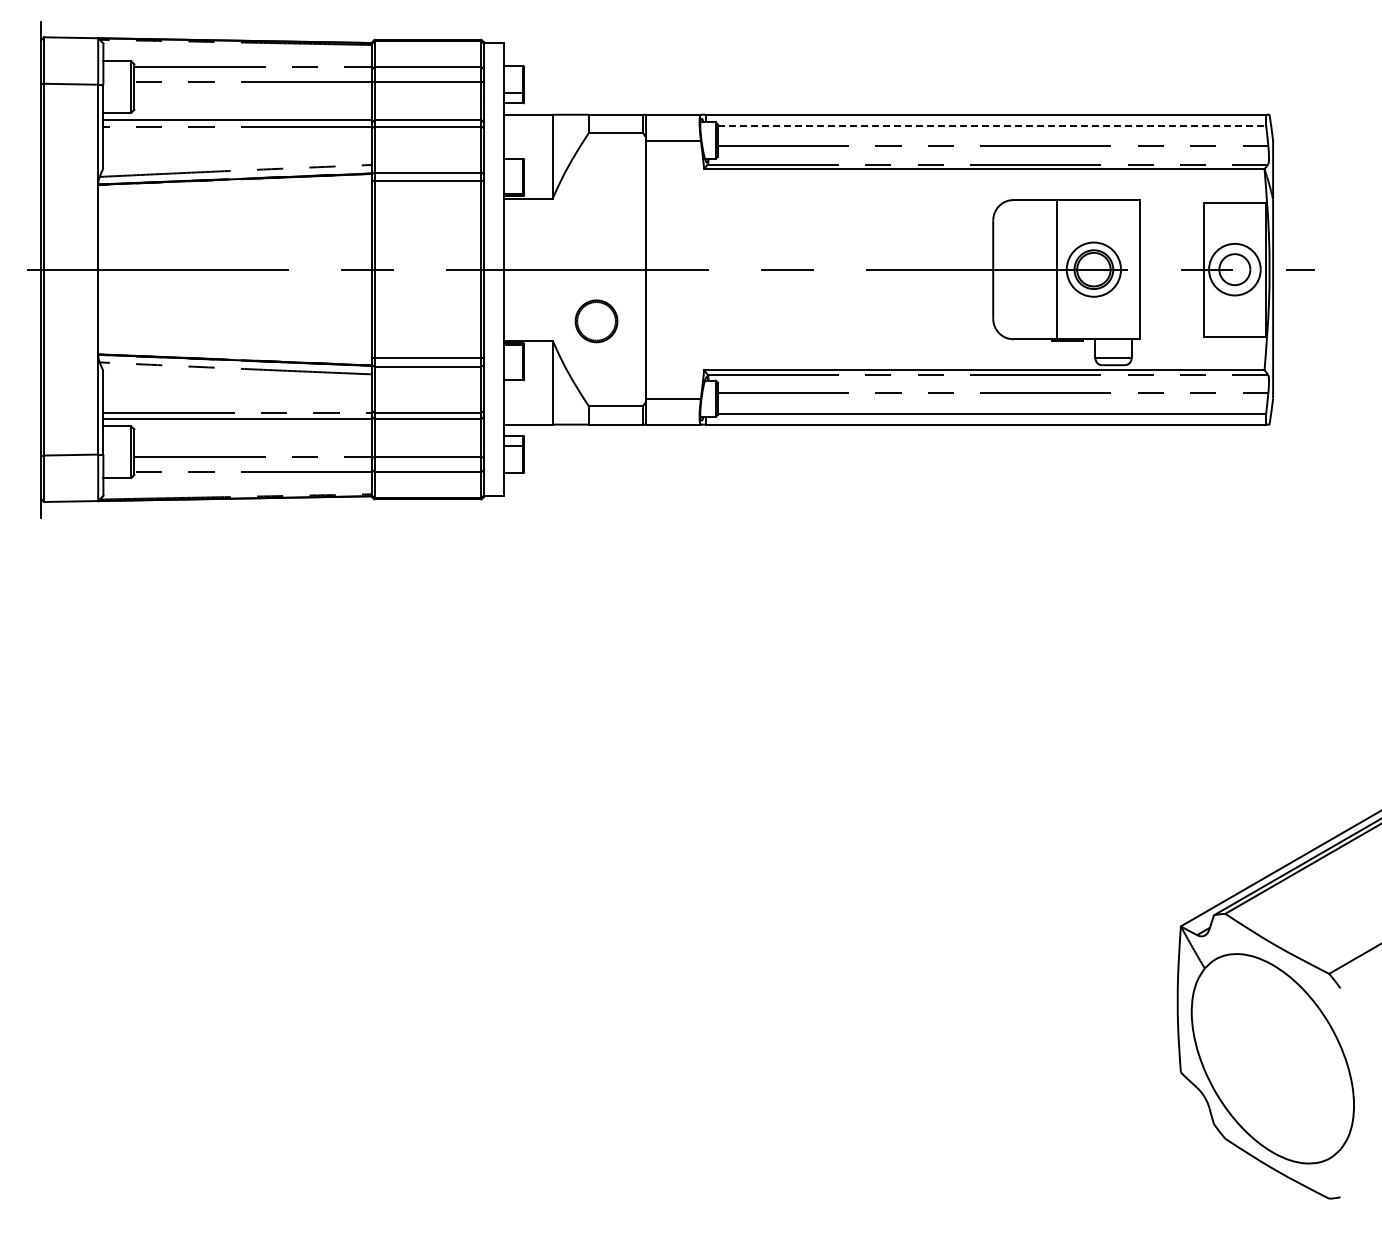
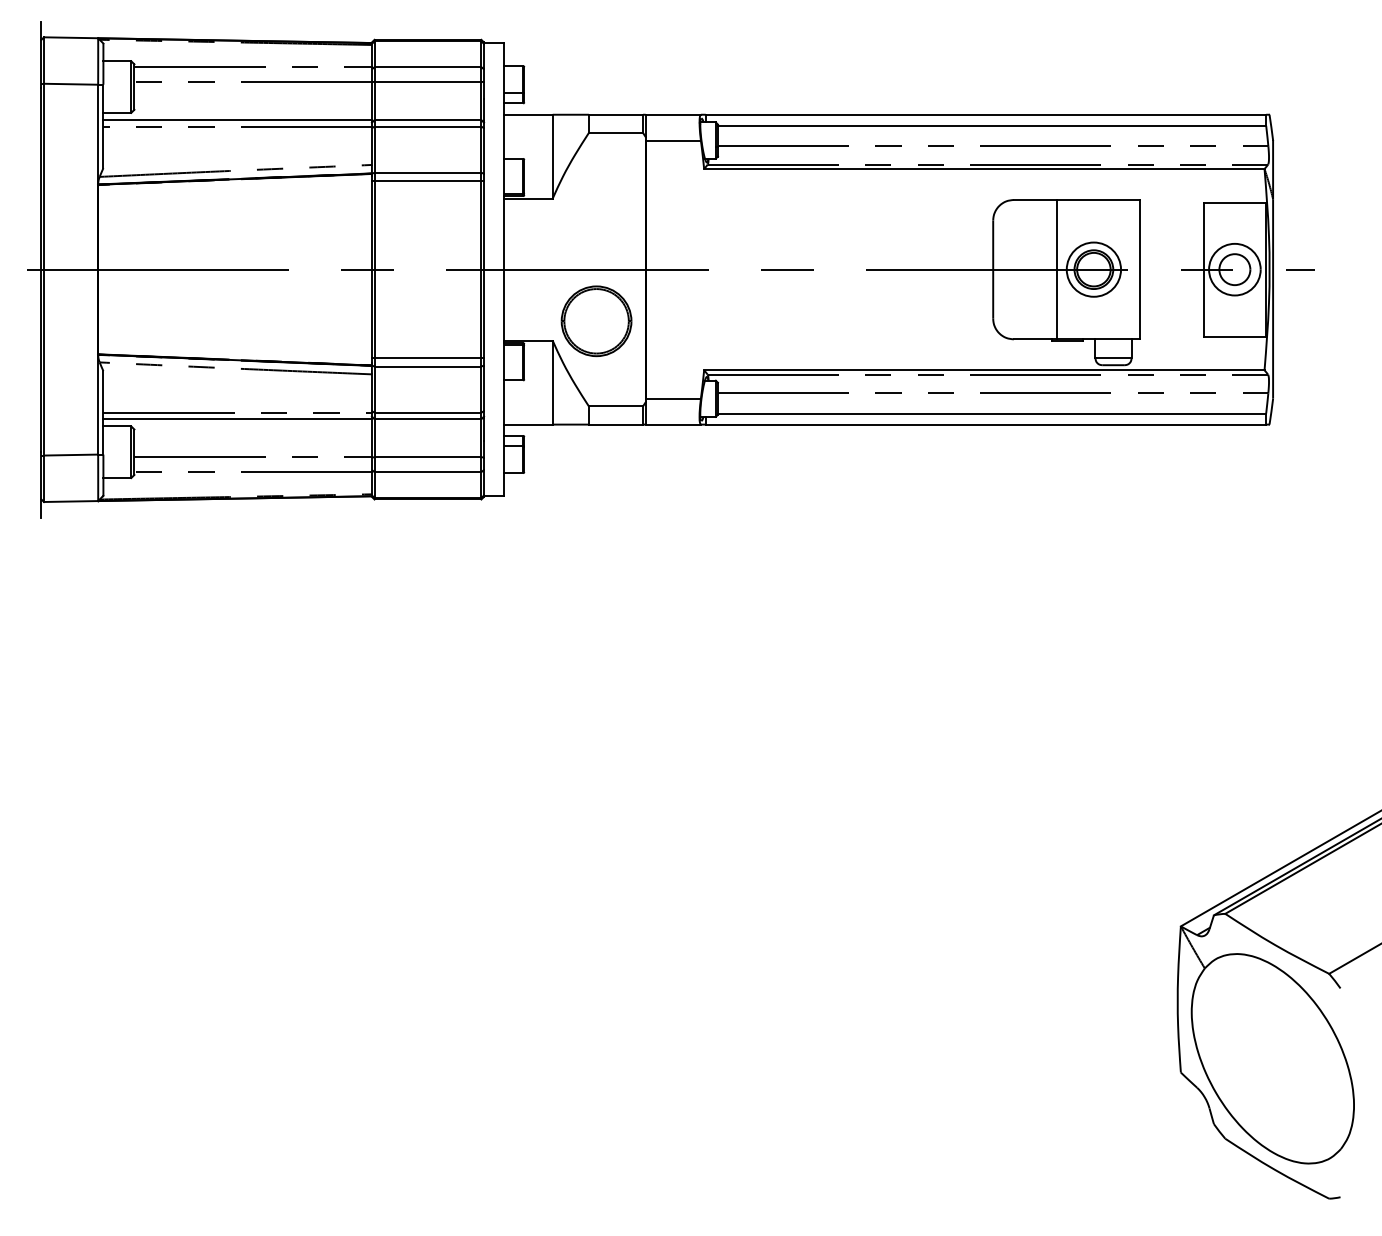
line: dashed -> solid (992, 125)
part size: 45x45 px -> 73x73 px (596, 321)
